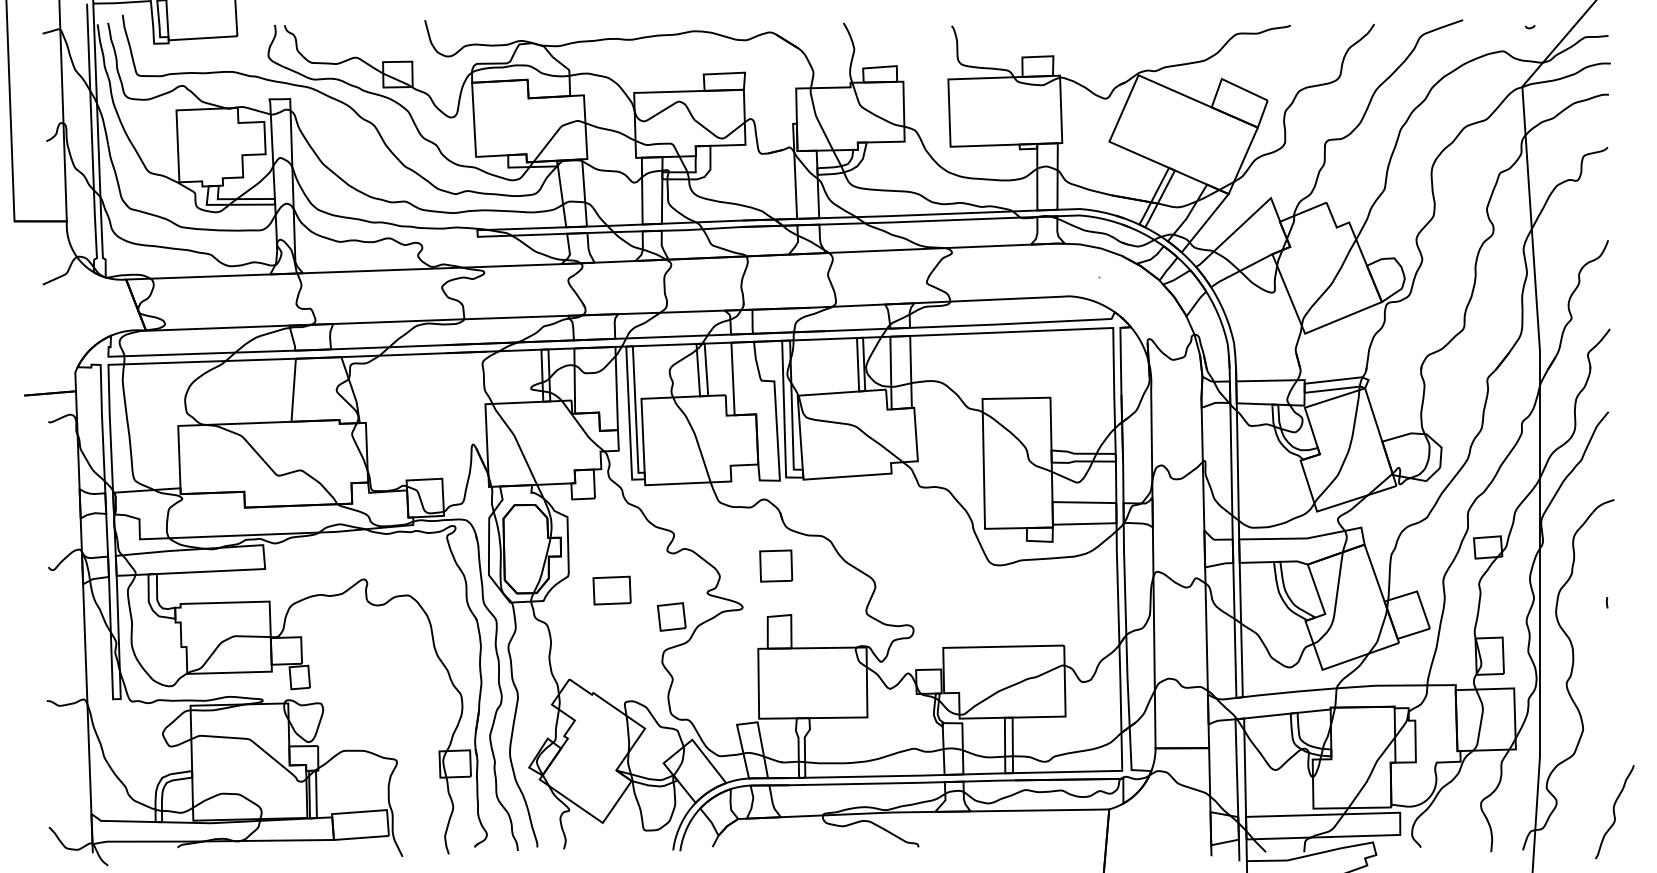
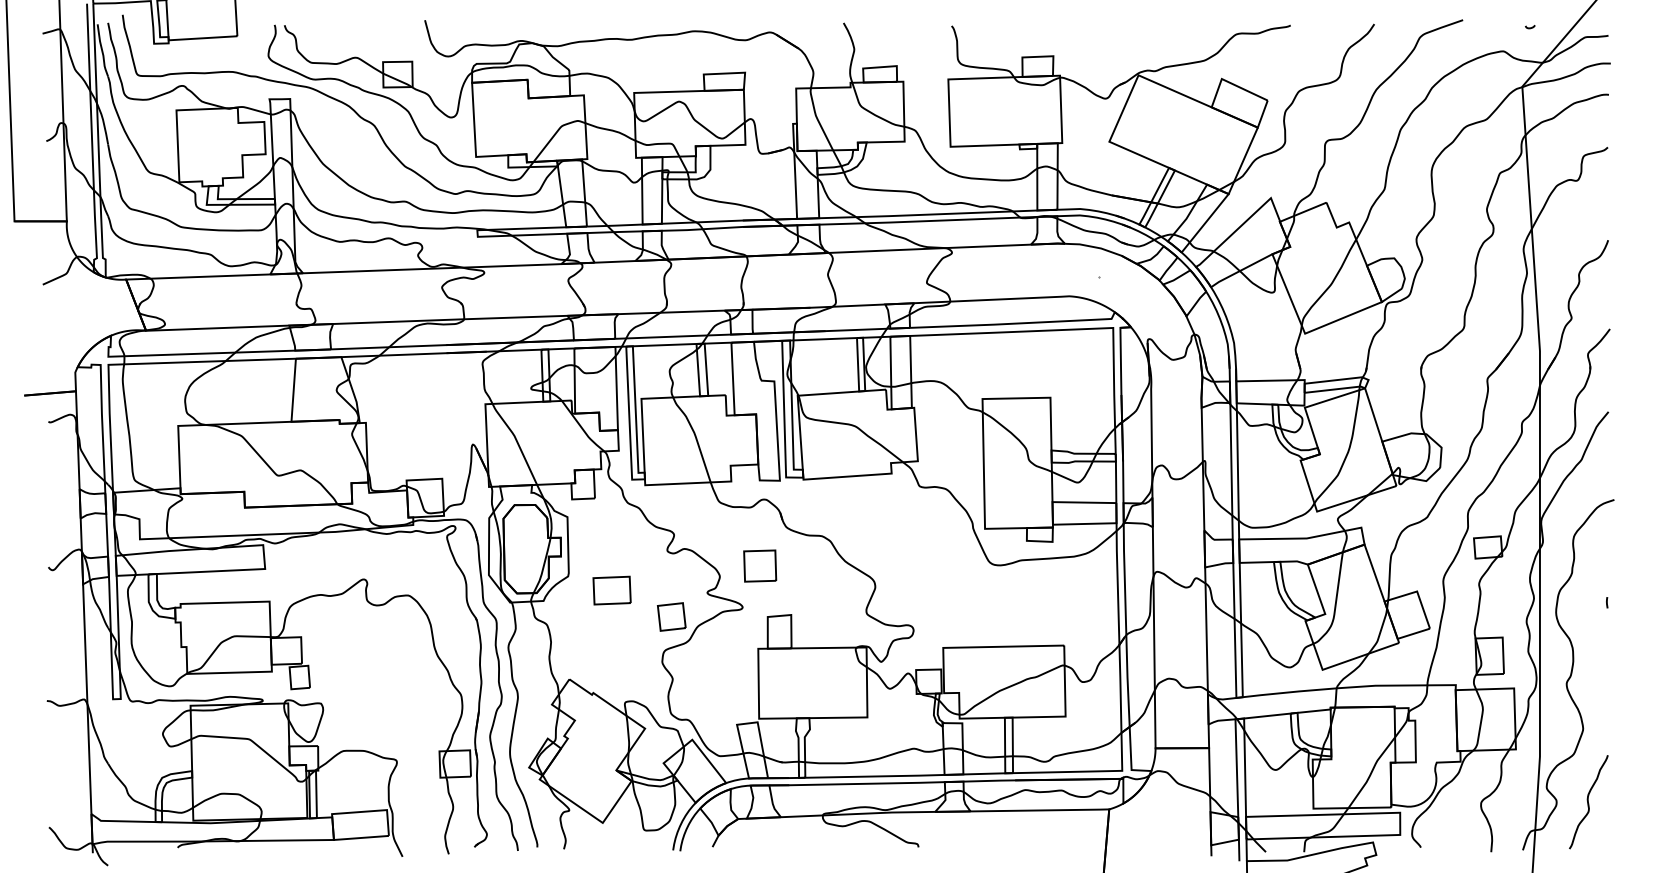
part position: (776, 565) -> (760, 565) (760, 565)
curve position: (1614, 812) -> (1588, 802) (1588, 802)
